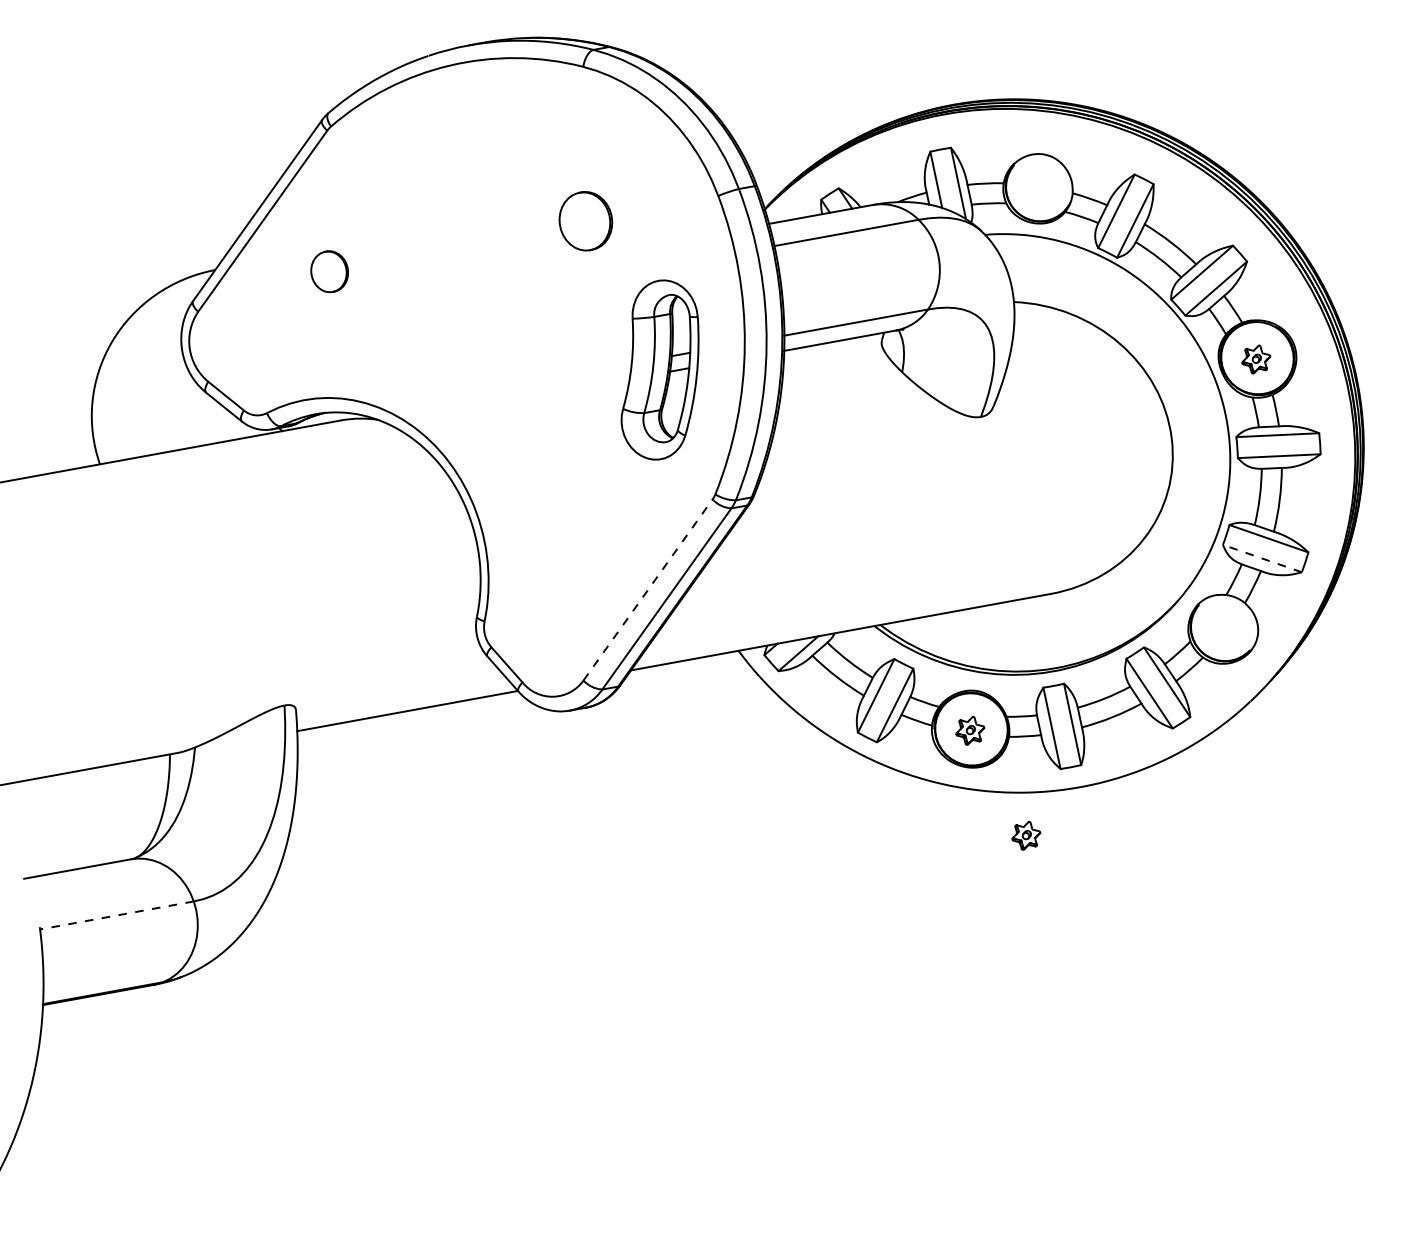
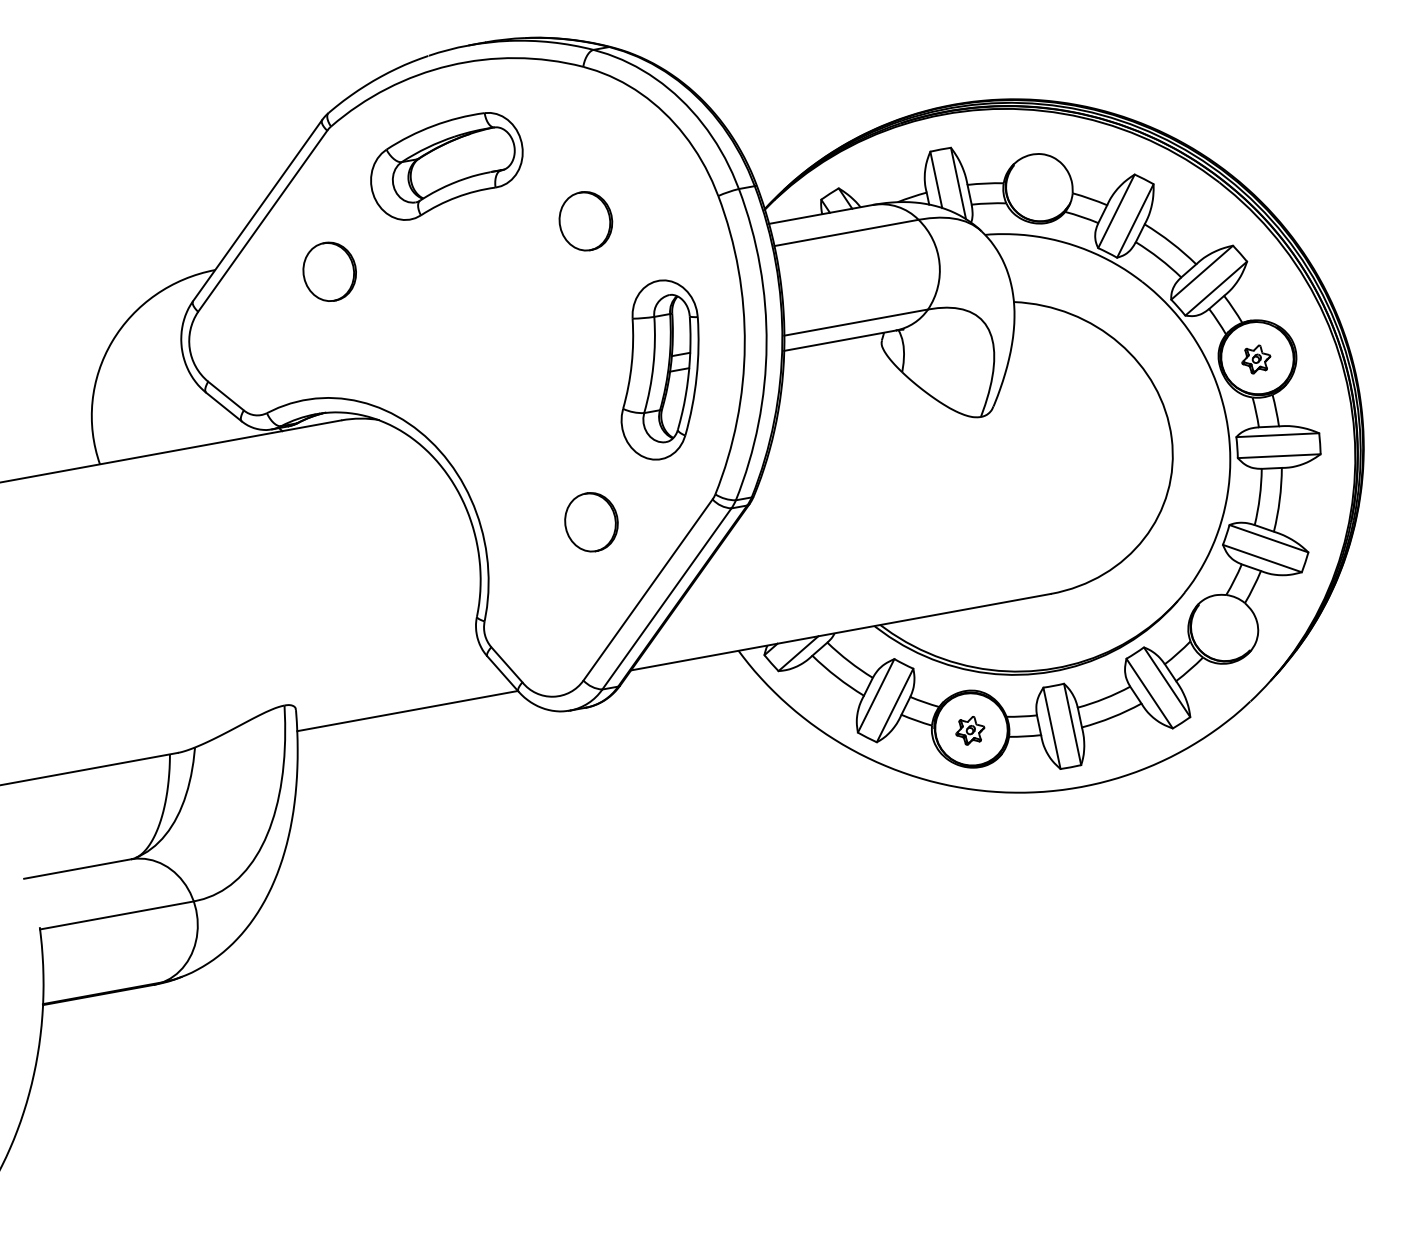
part: none -> present (446, 166)
part size: 39x44 px -> 55x61 px (329, 271)
part: none -> present (591, 522)
line: dashed -> solid (1262, 558)
line: dashed -> solid (648, 589)
part: present -> none (1026, 835)
line: dashed -> solid (116, 915)
